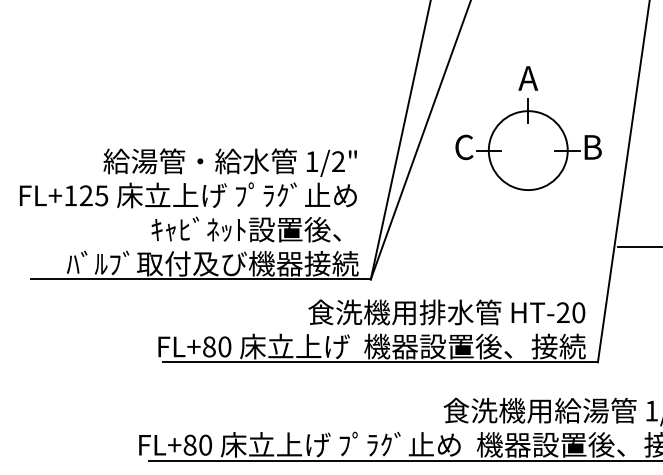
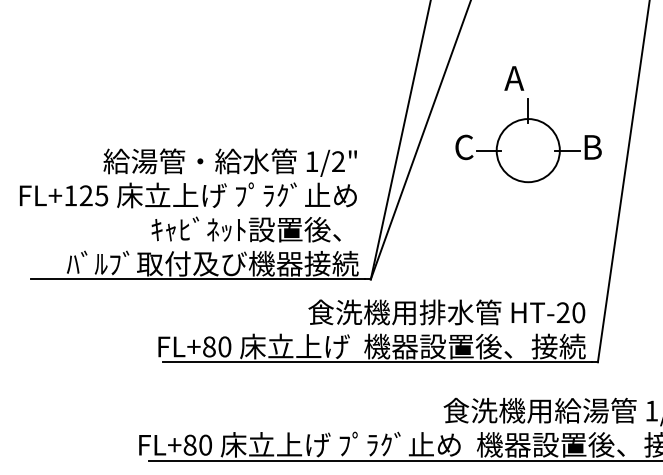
text position: (528, 78) -> (514, 78) (514, 78)
circle diameter: 79 px -> 63 px (527, 150)
line: present -> none (638, 246)
